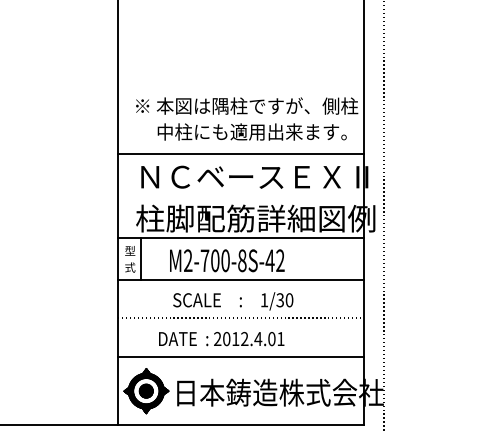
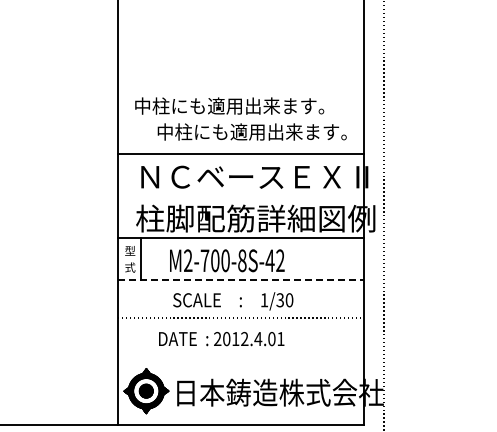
text: ※ 本図は隅柱ですが、側柱 -> 中柱にも適用出来ます。 (246, 105)
line: solid -> dashed (240, 279)
line: present -> none (240, 357)
